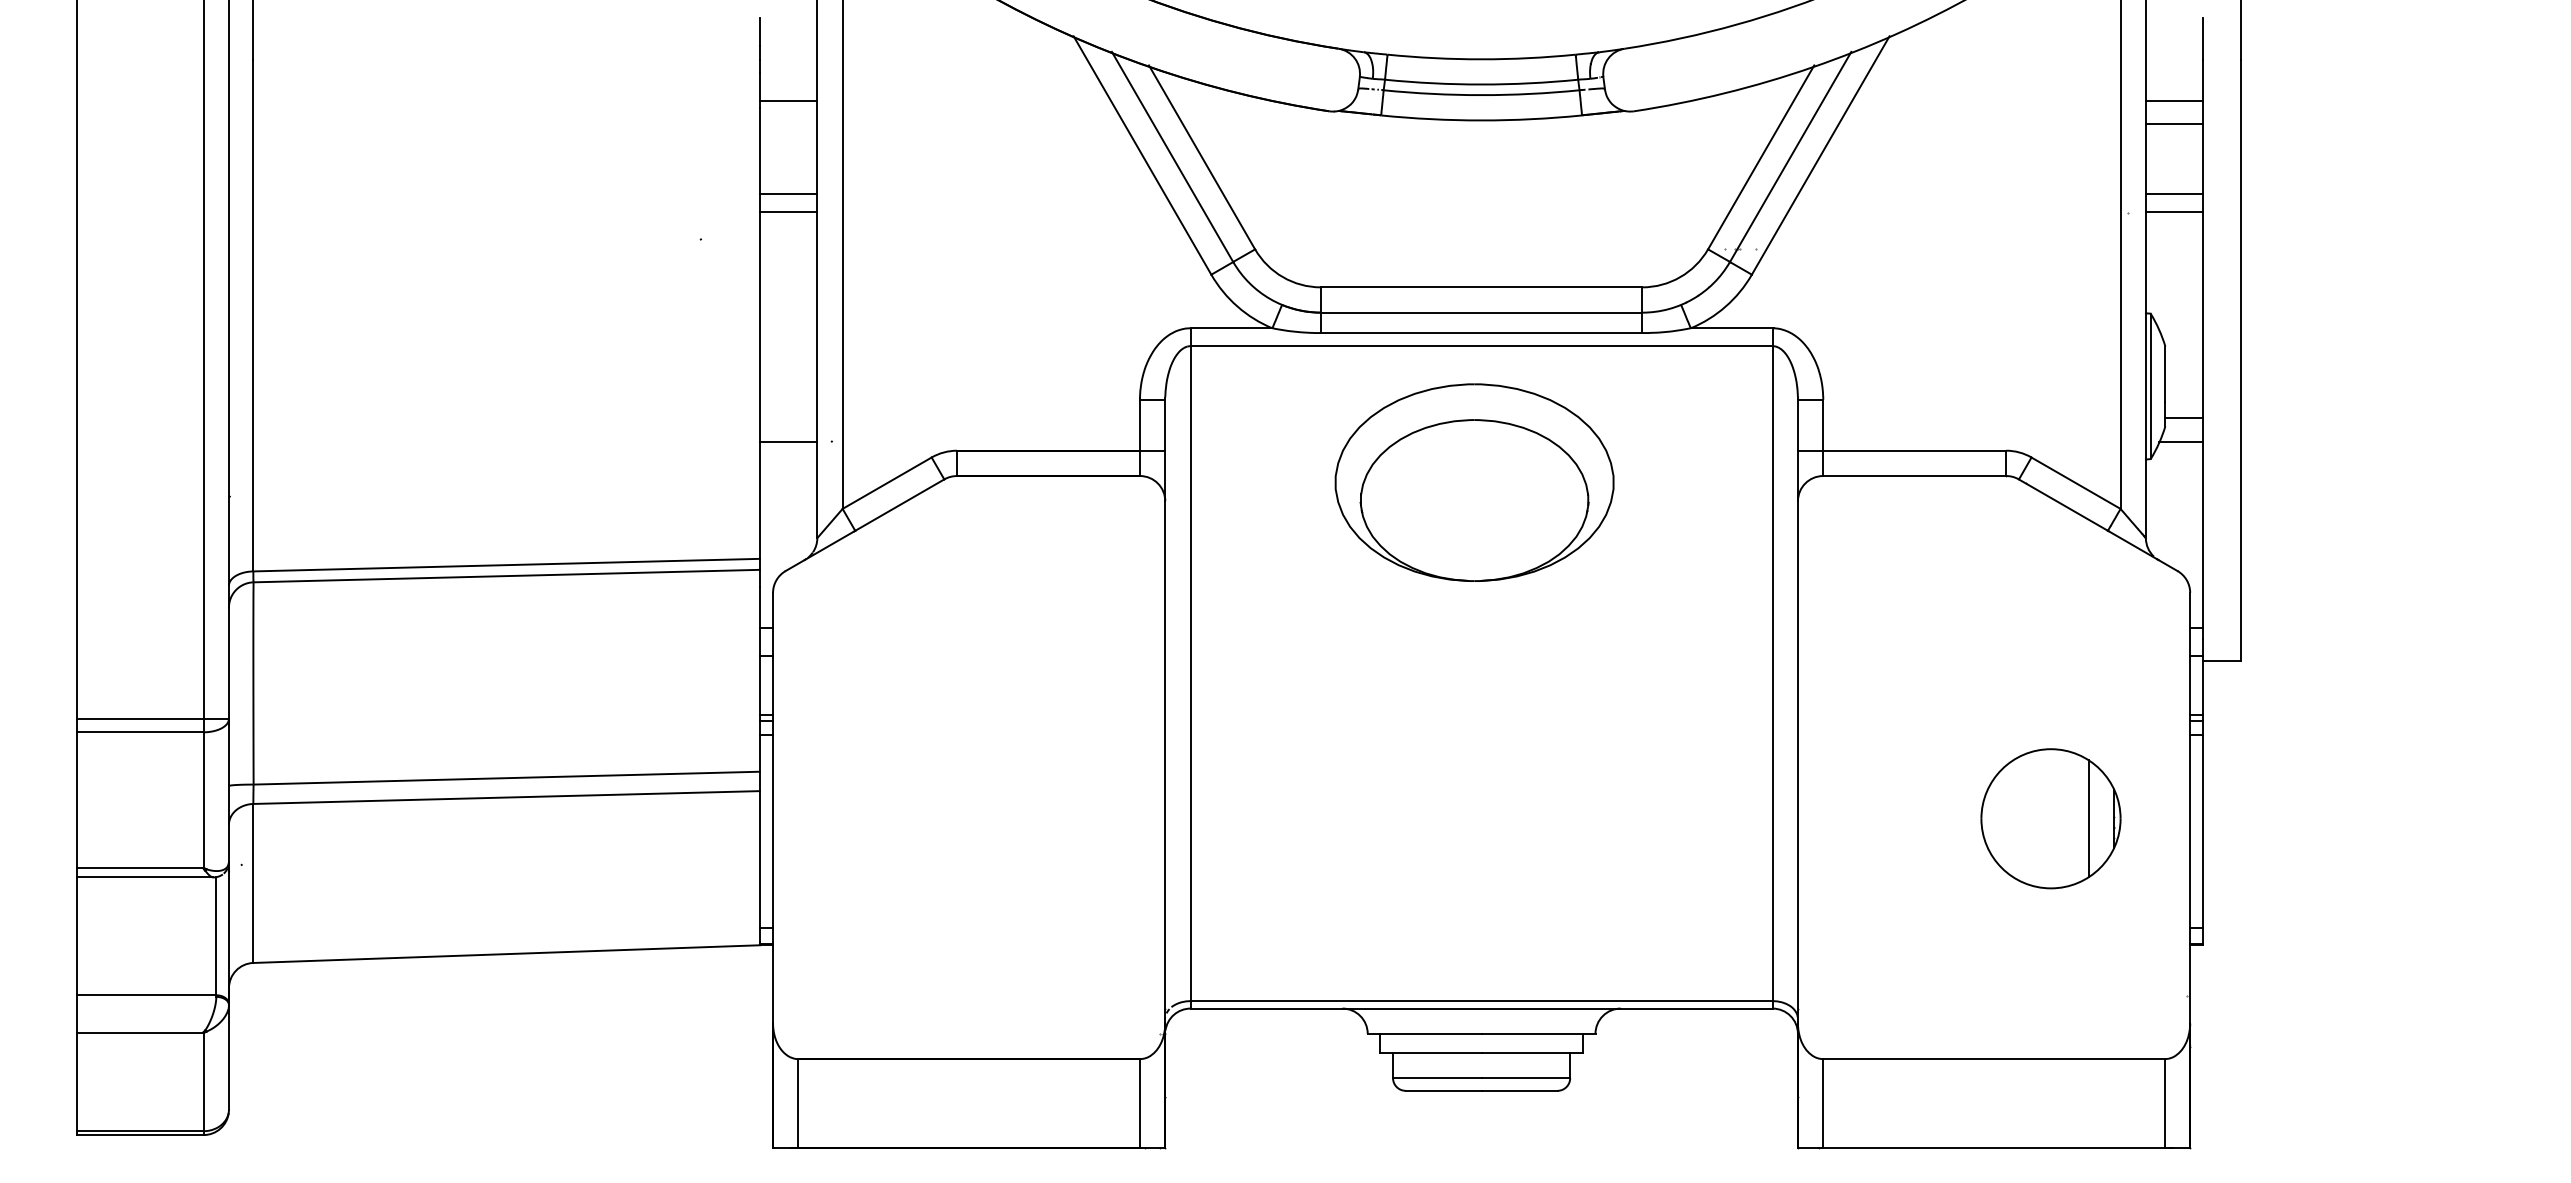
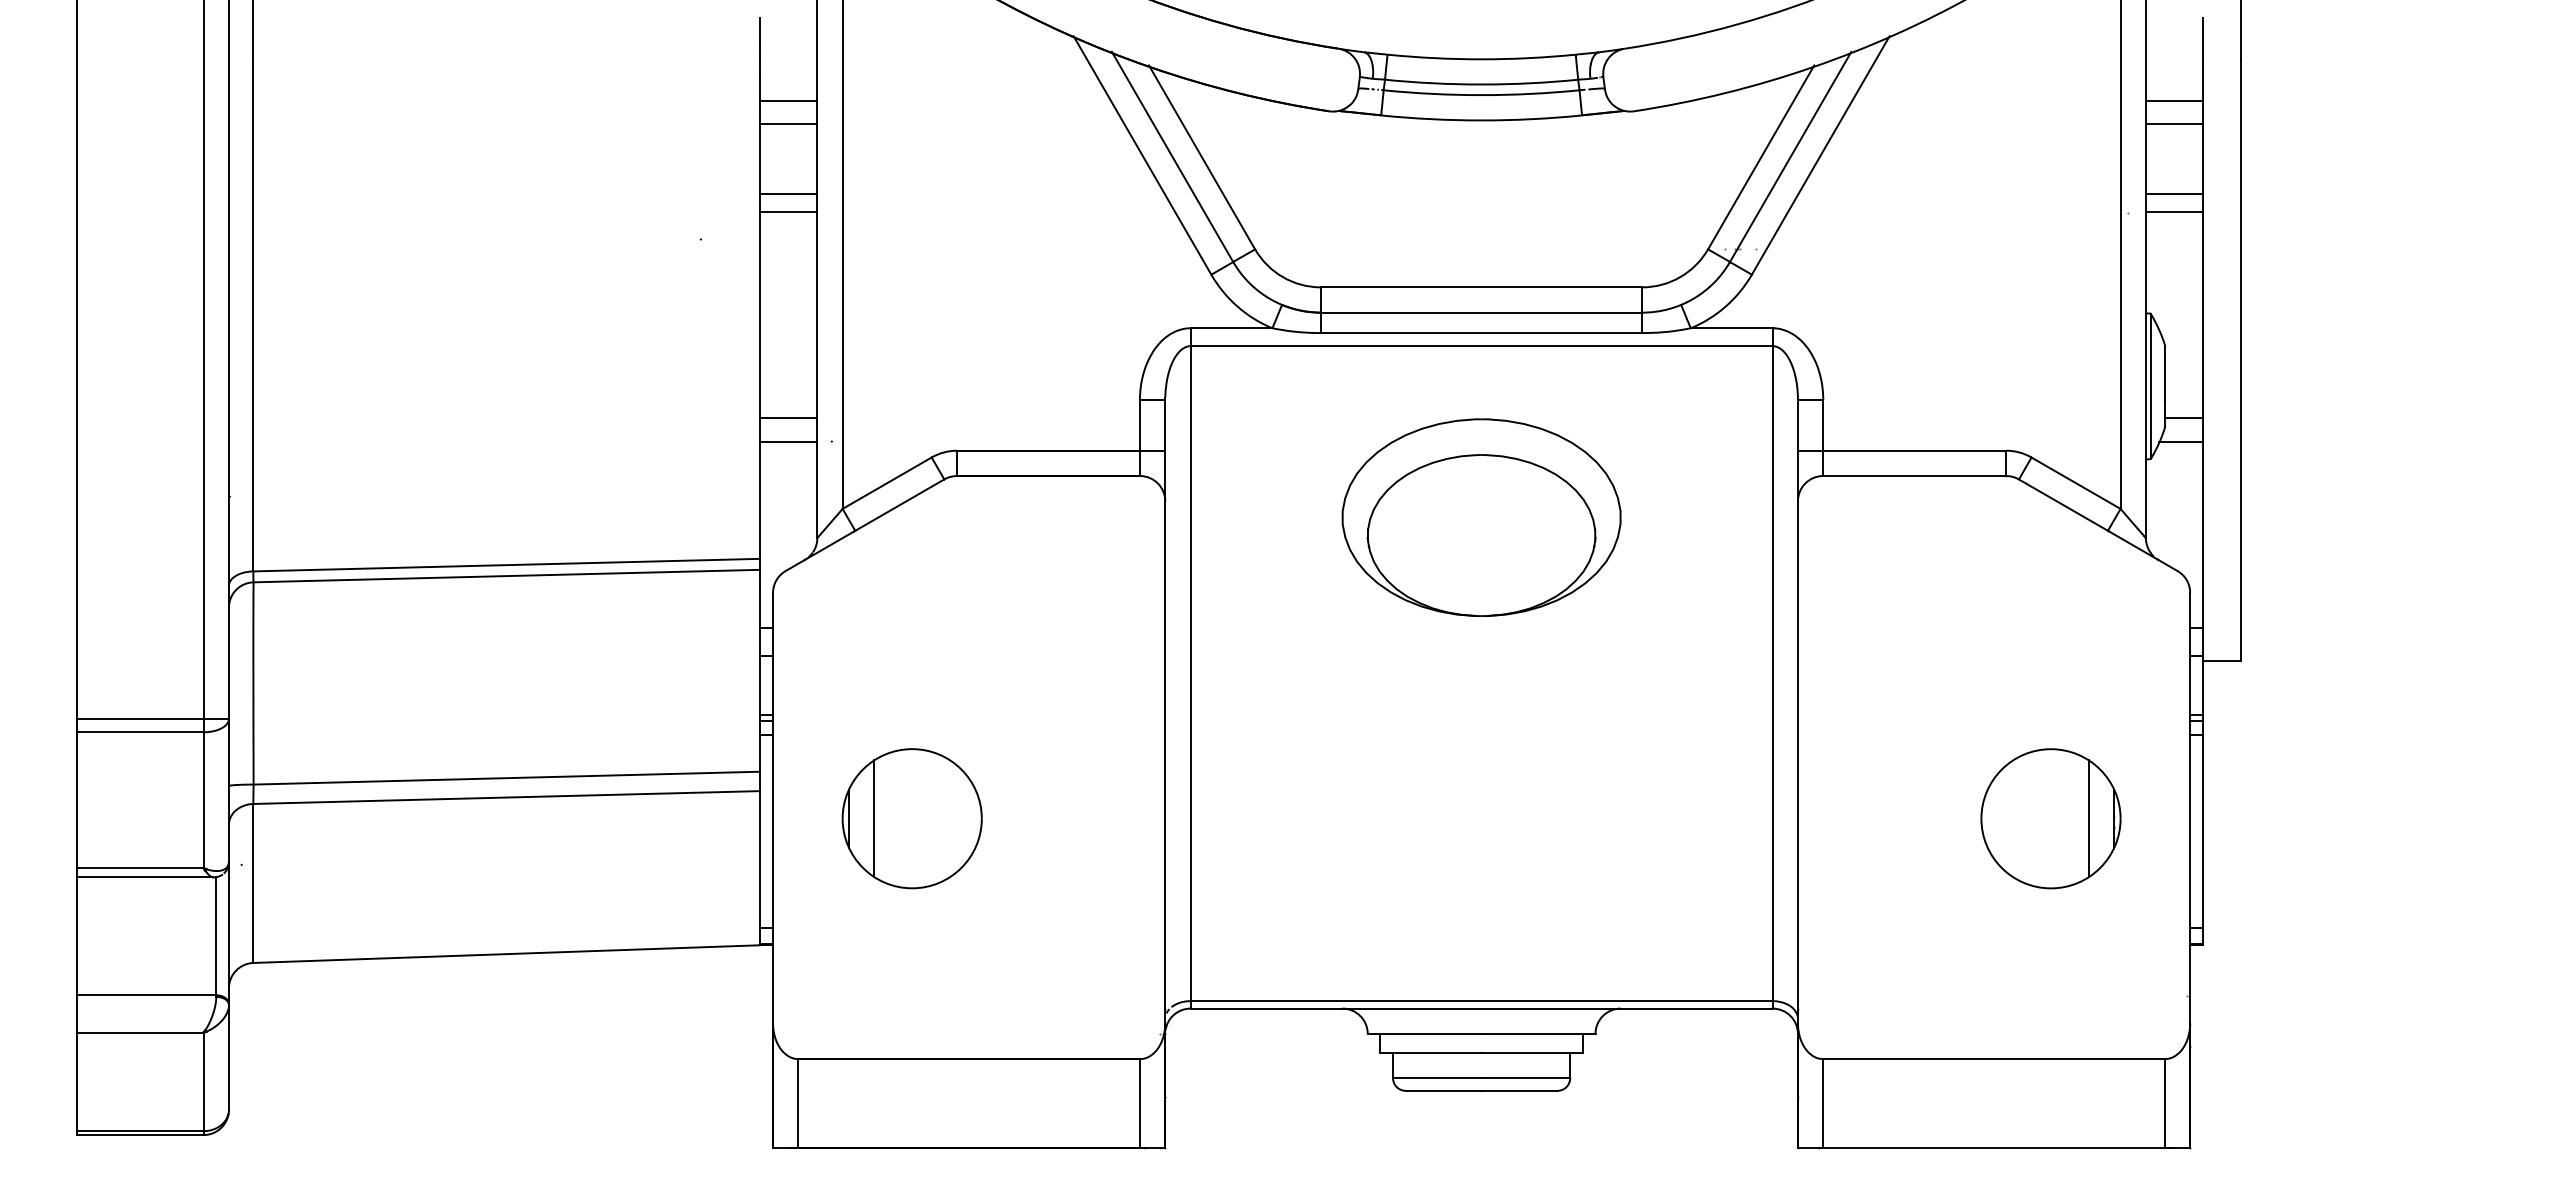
line: none -> present (788, 123)
line: none -> present (788, 418)
part position: (1474, 482) -> (1481, 517) (1481, 517)
part: none -> present (911, 818)
